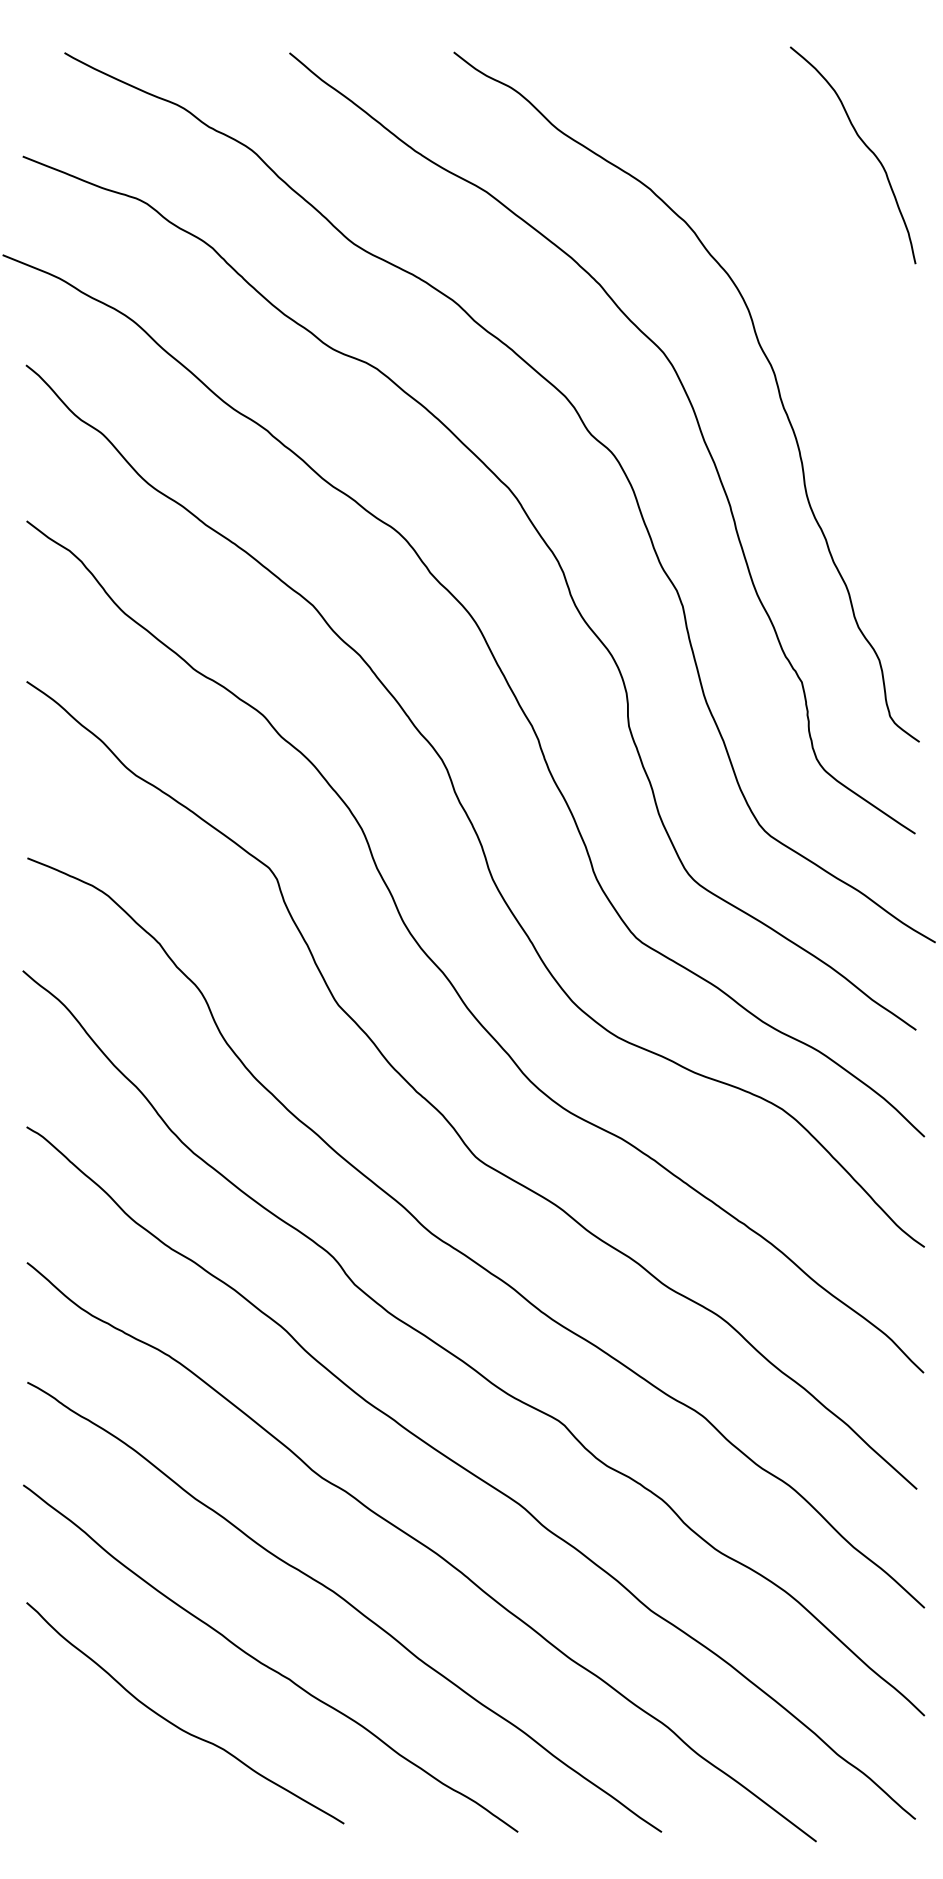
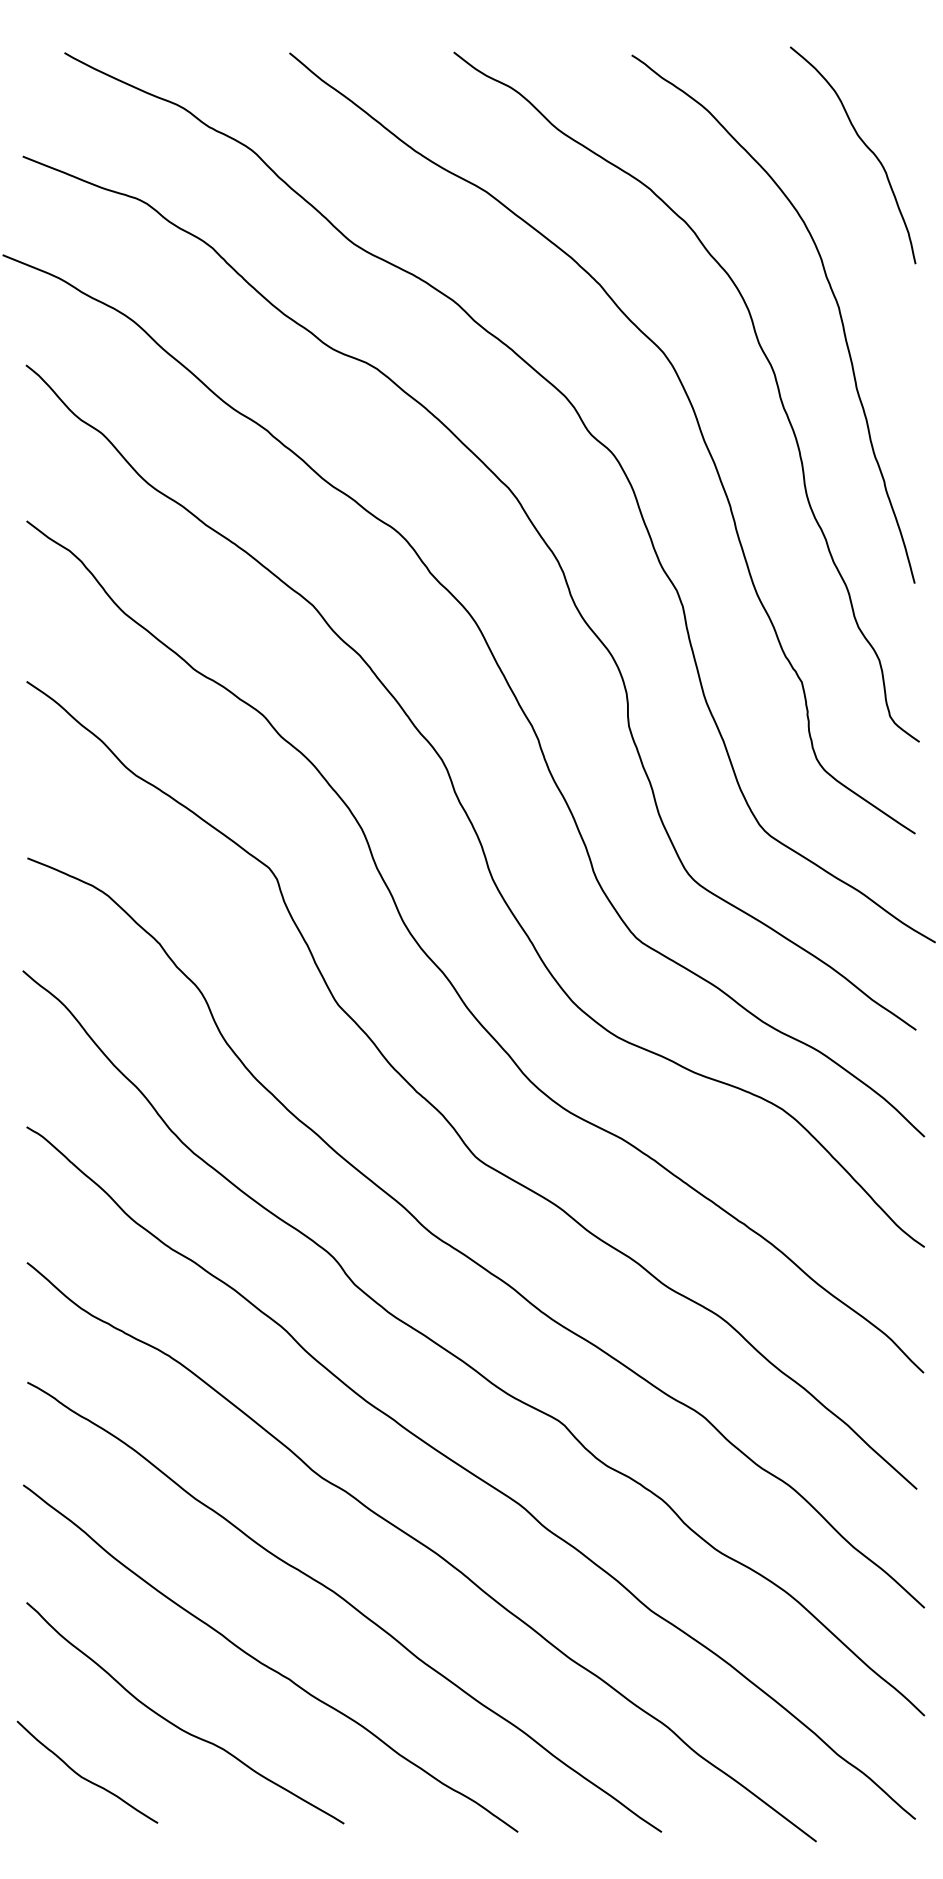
curve: none -> present (831, 292)
curve: none -> present (84, 1777)
